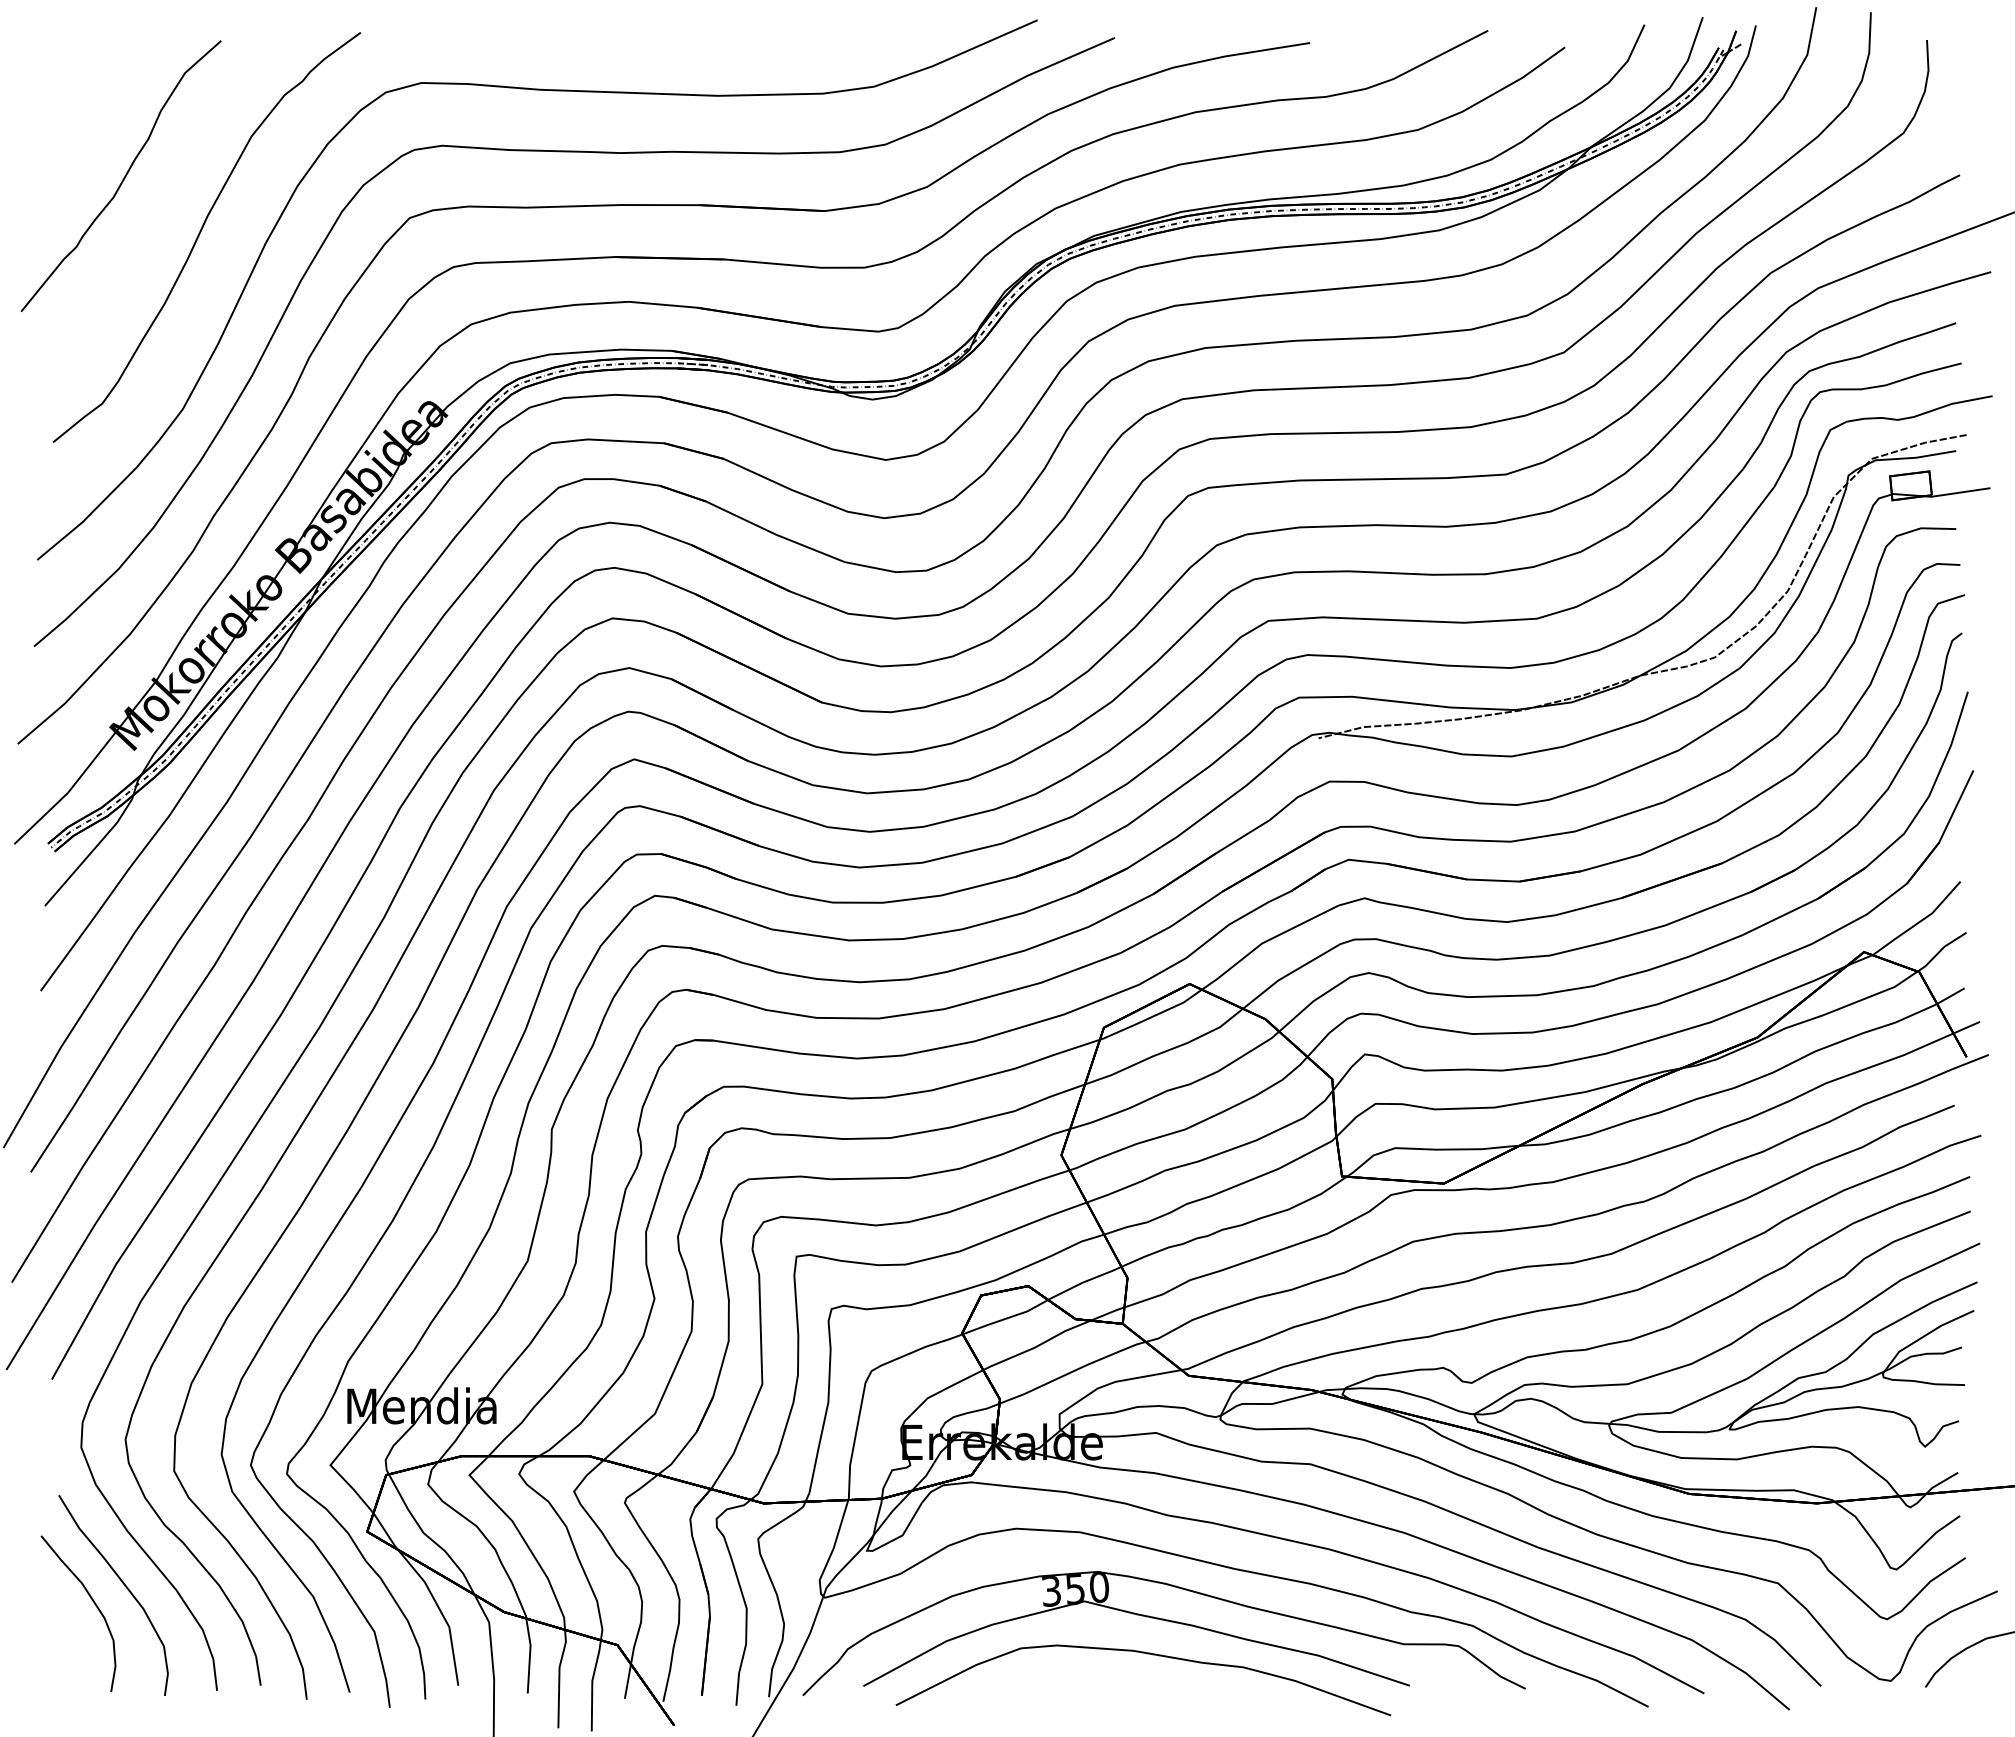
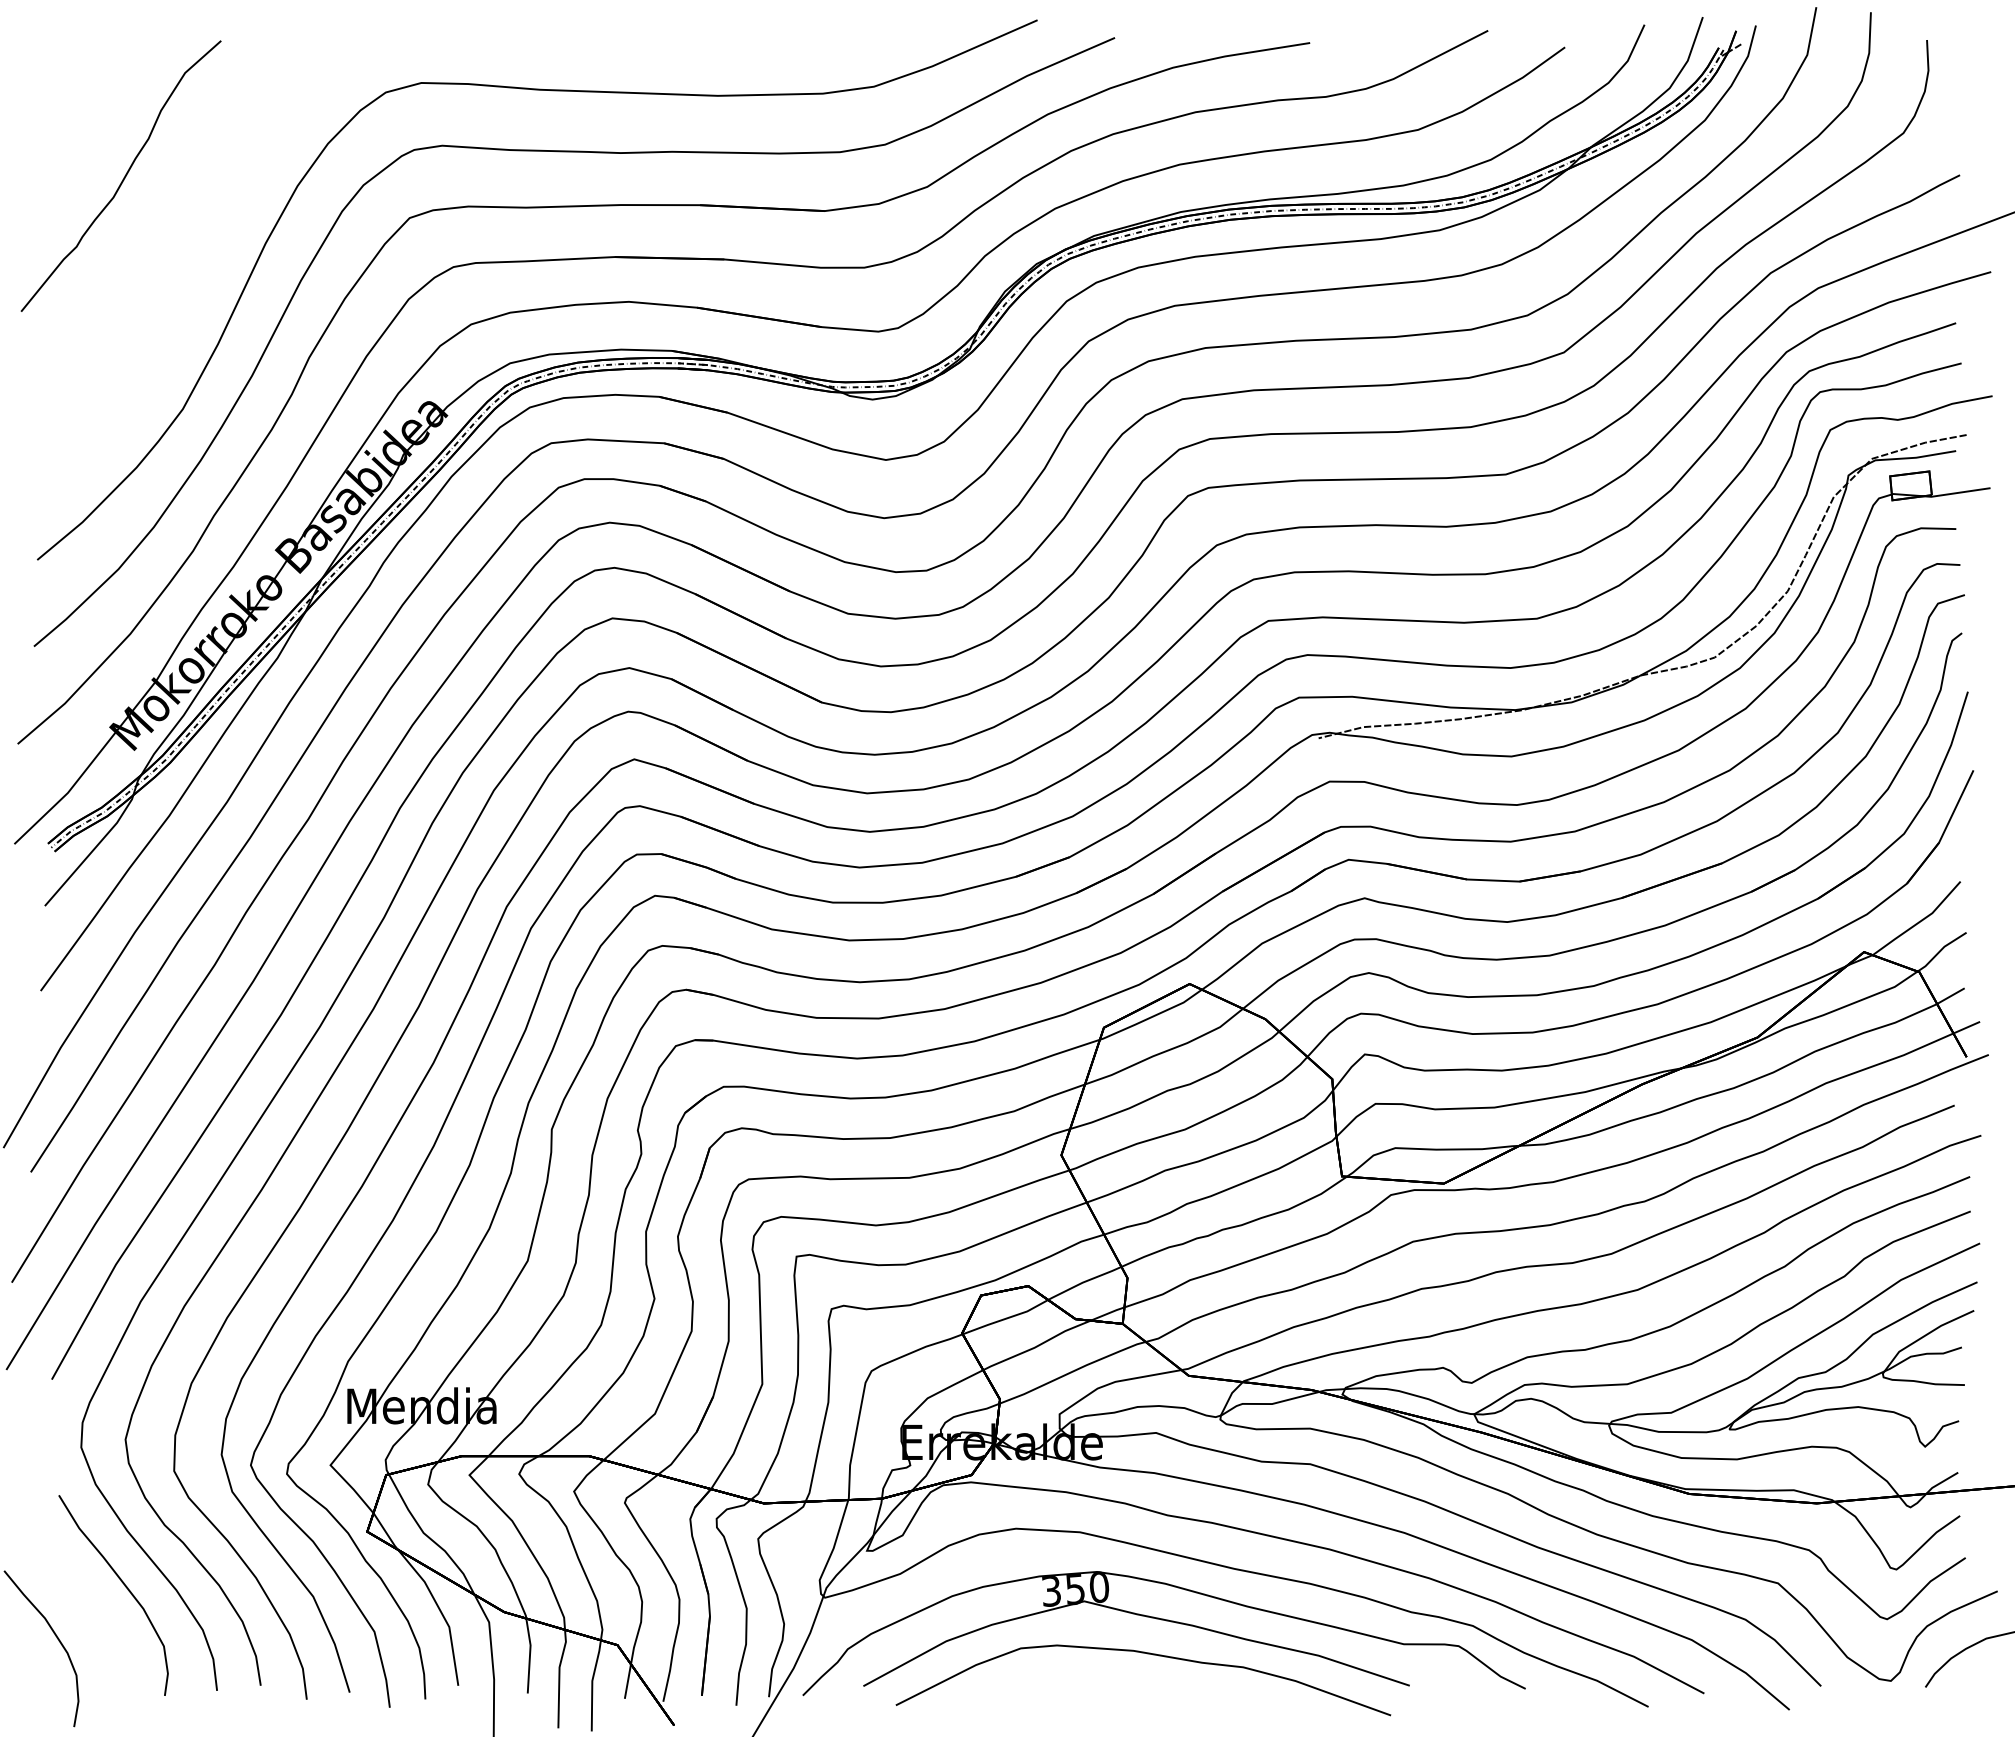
curve: present -> none (200, 234)
curve position: (93, 1603) -> (56, 1638) (56, 1638)
